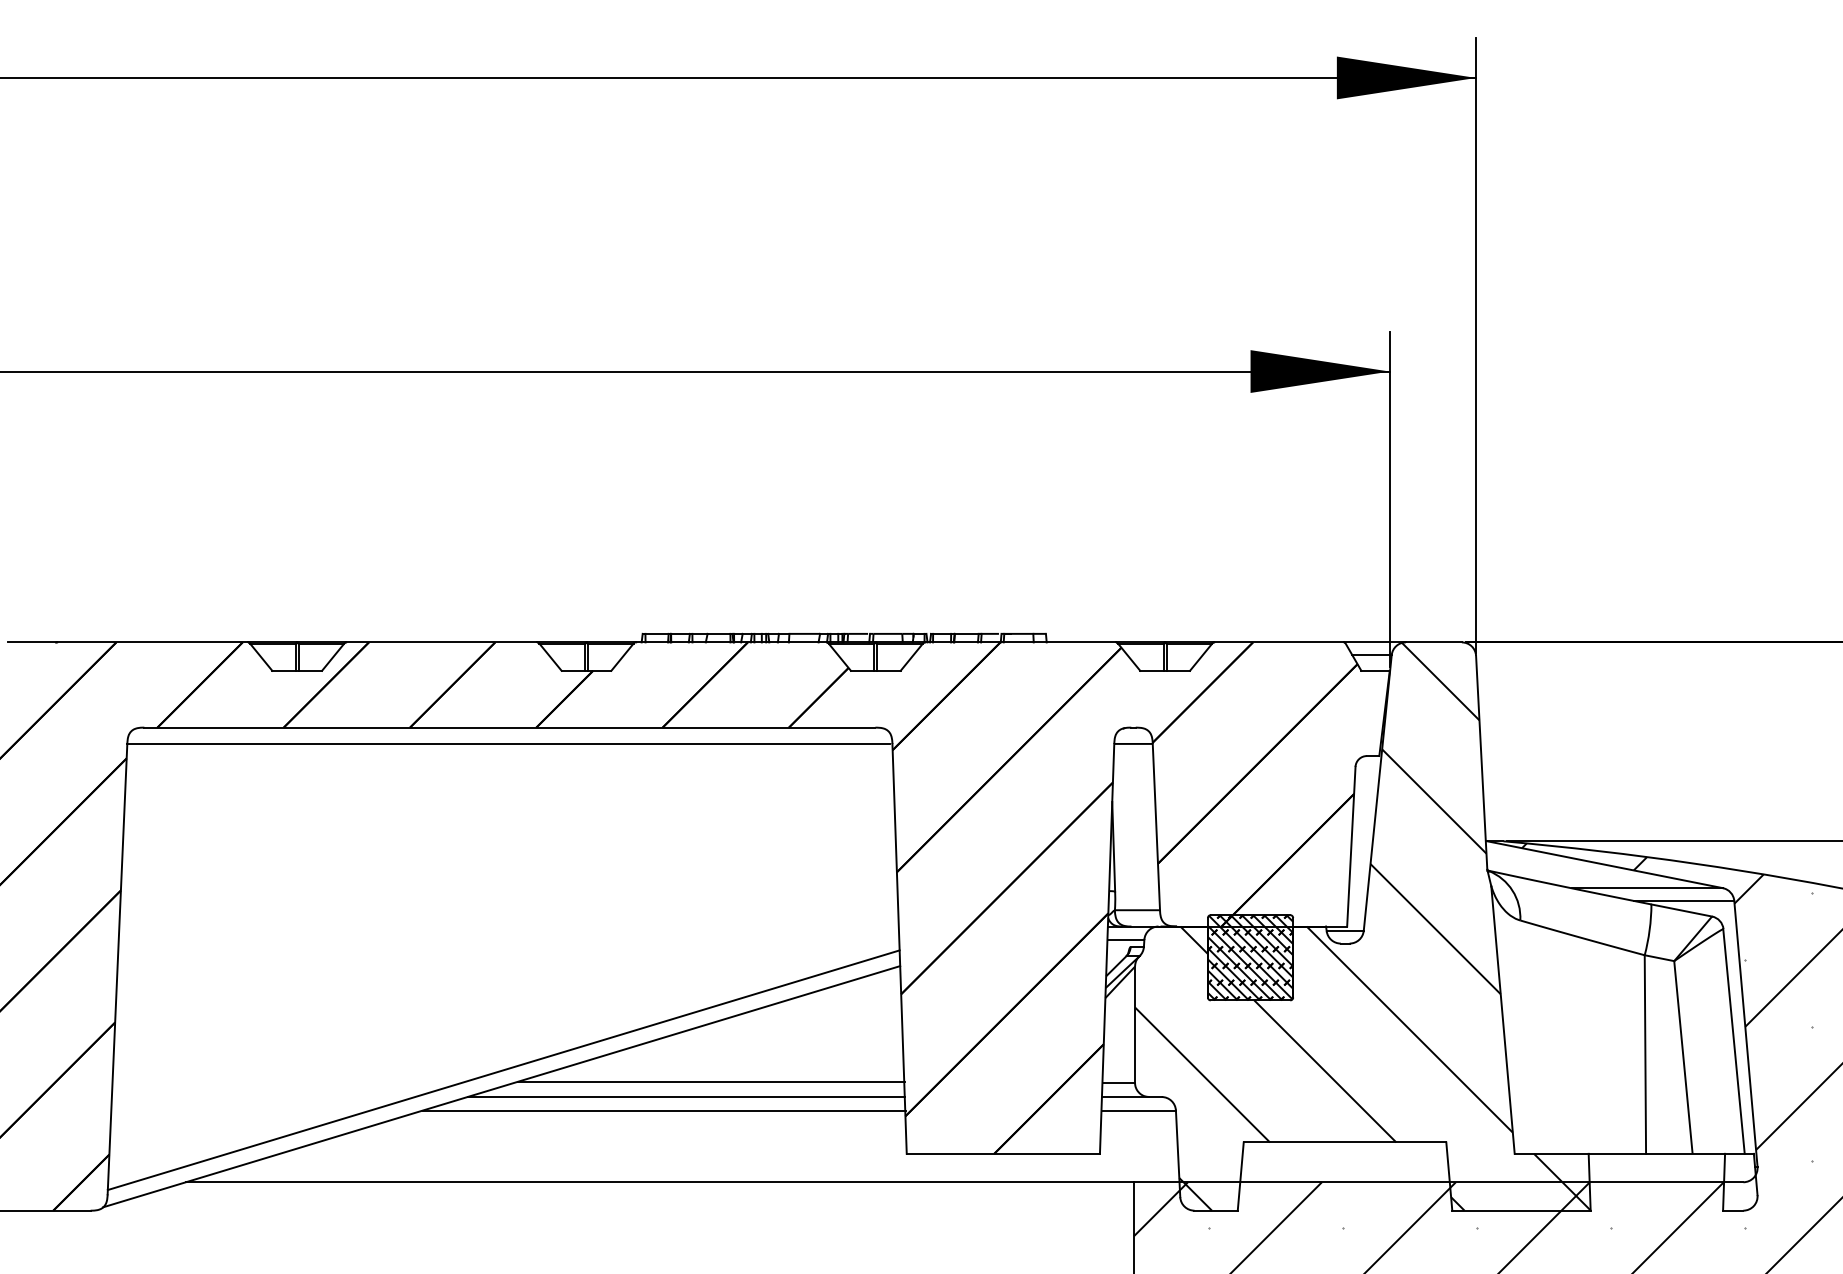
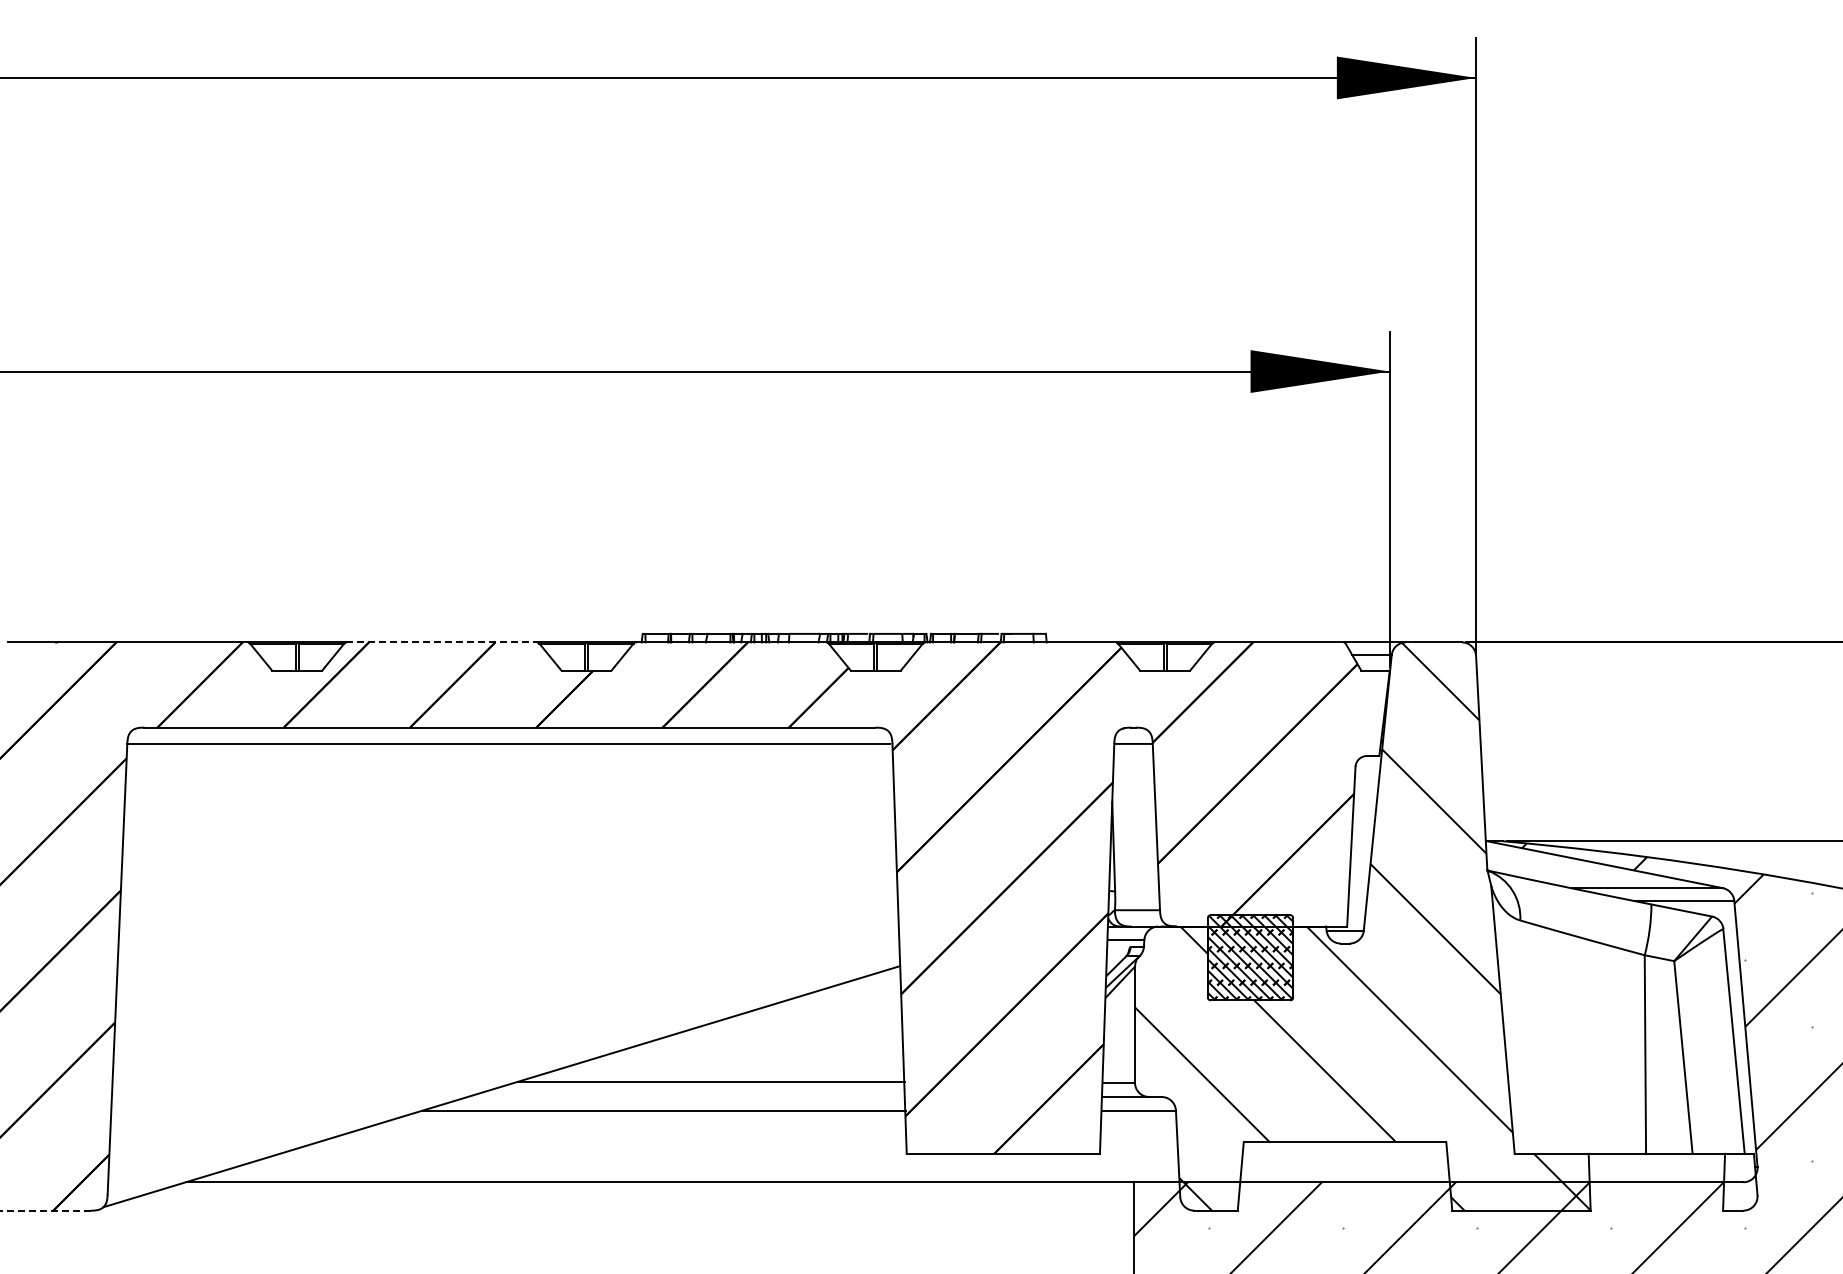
line: solid -> dashed (442, 642)
line: present -> none (503, 1070)
line: present -> none (686, 1097)
line: solid -> dashed (45, 1210)
